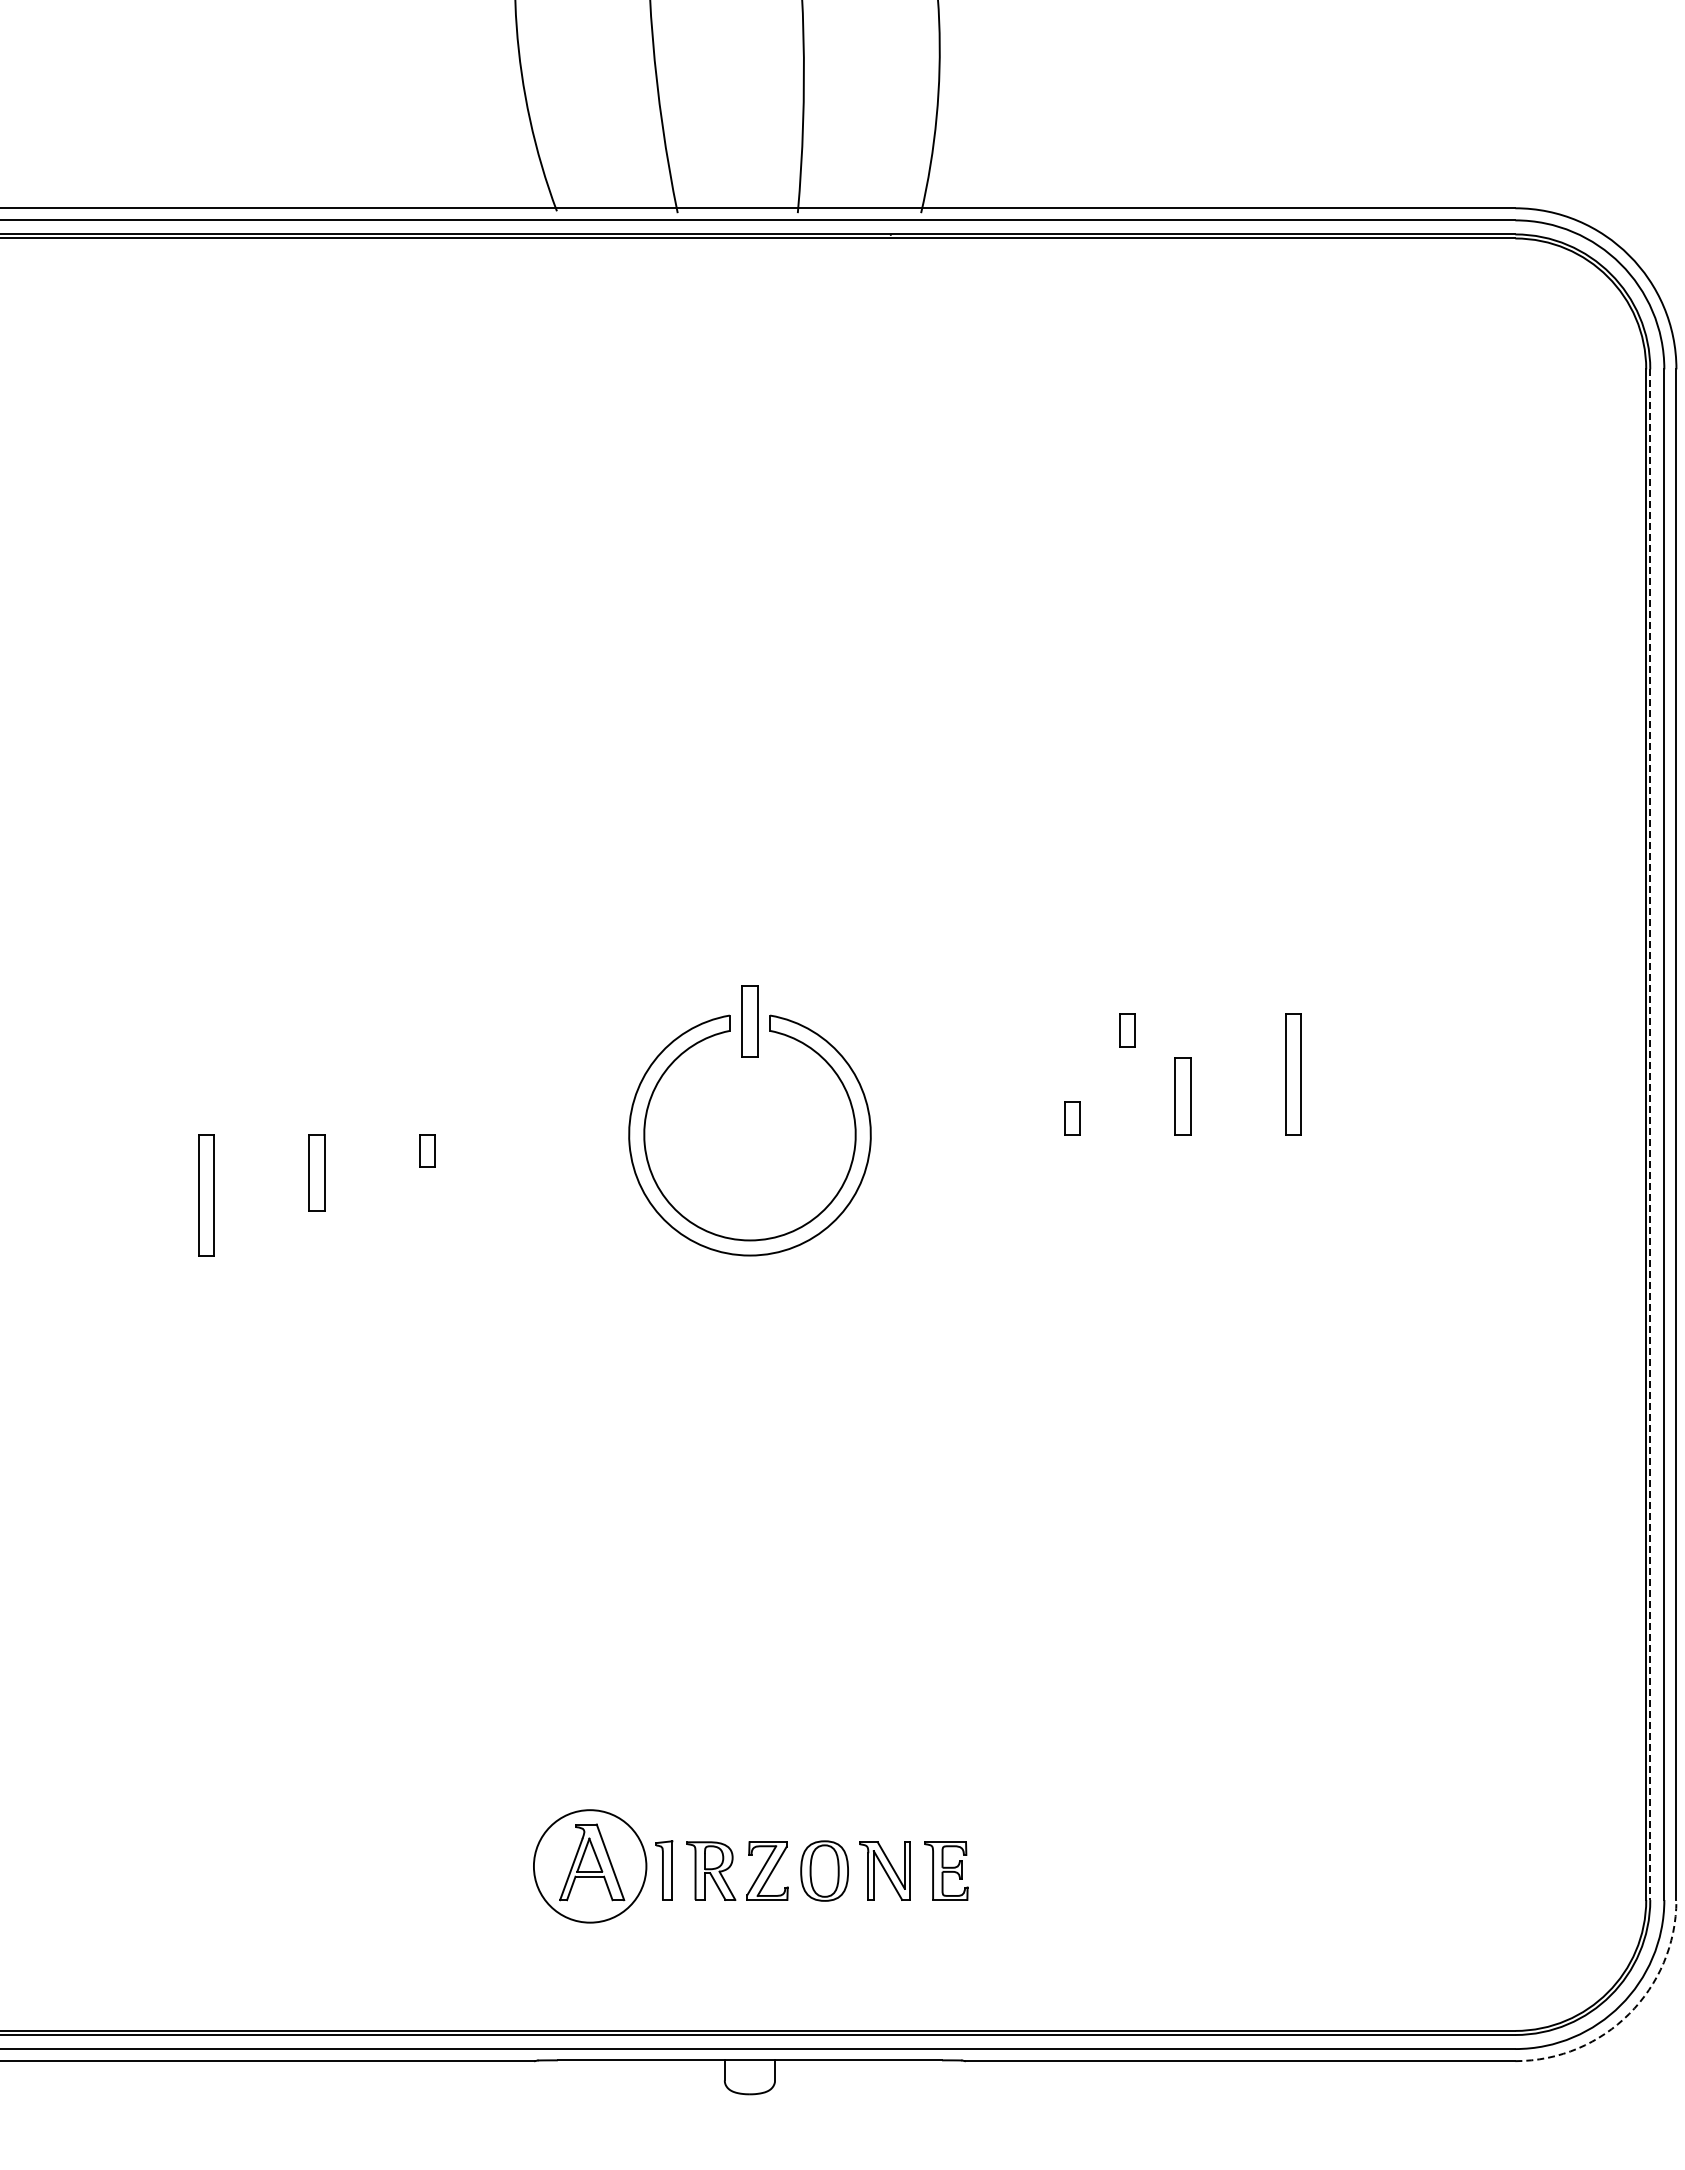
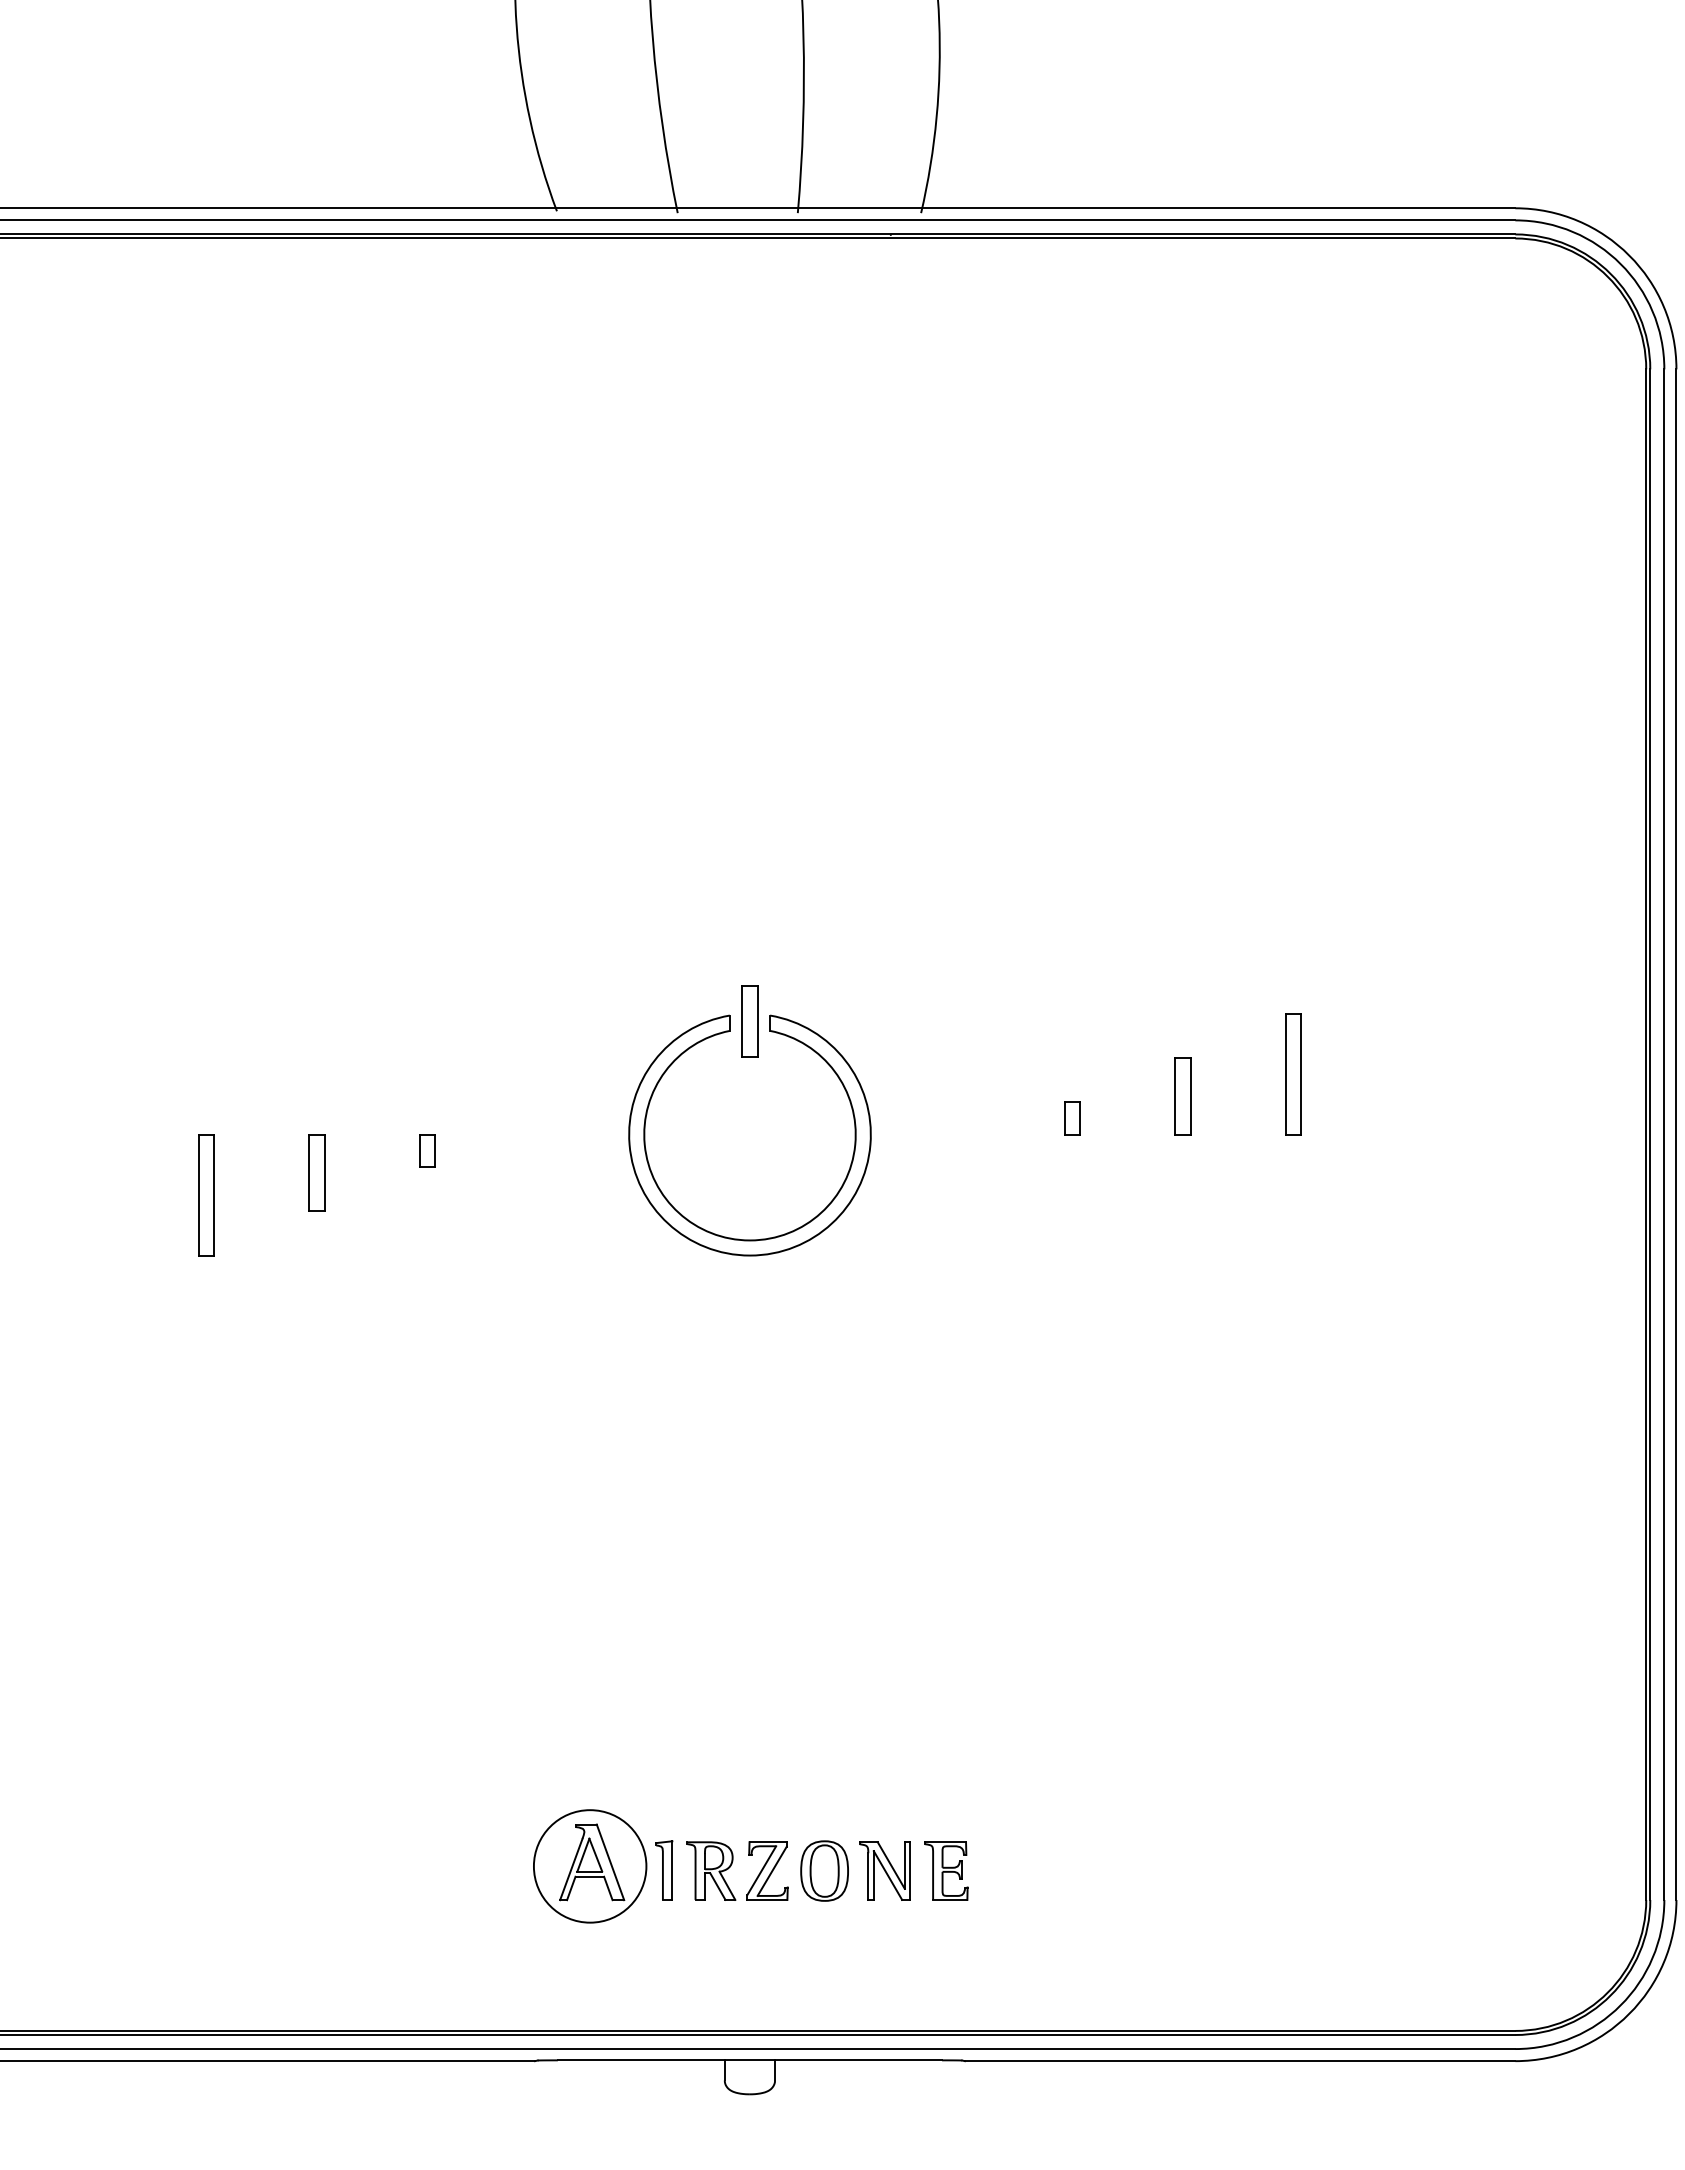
part: present -> none (1127, 1030)
line: dashed -> solid (1650, 1135)
arc: dashed -> solid (1629, 2013)
